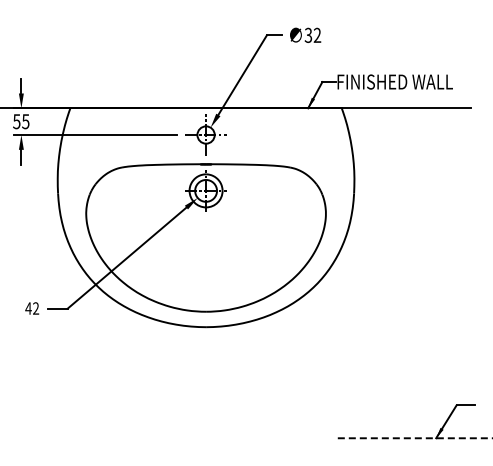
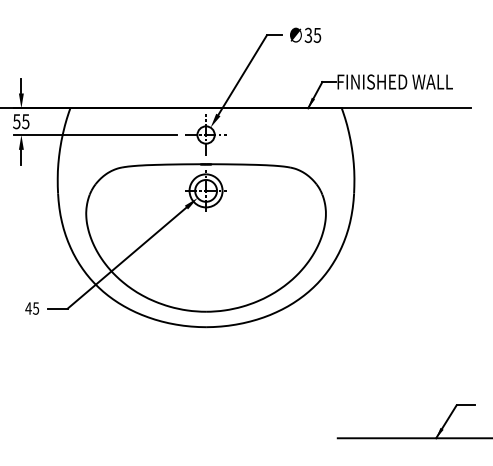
text: 32 -> 35 (317, 34)
text: 42 -> 45 (36, 308)
line: dashed -> solid (414, 438)
